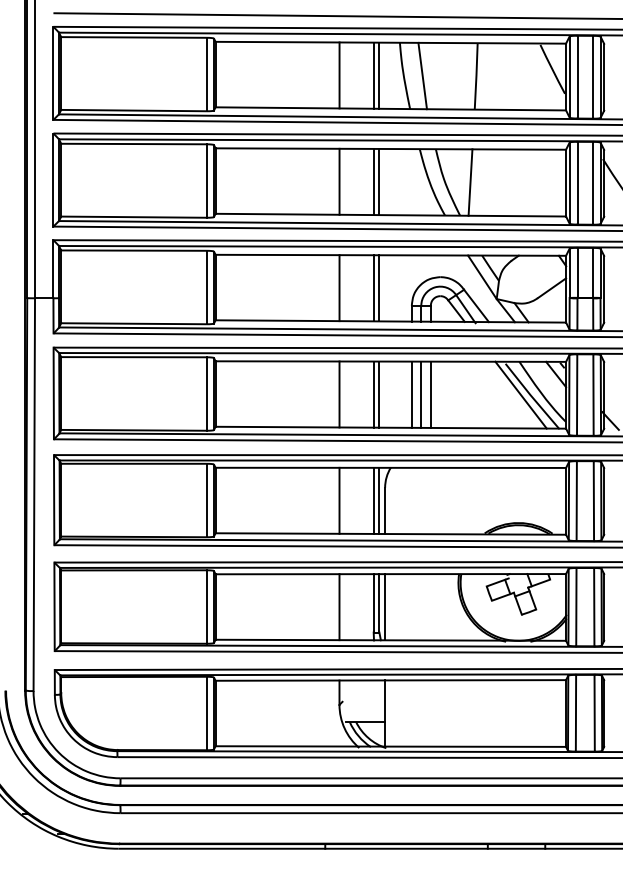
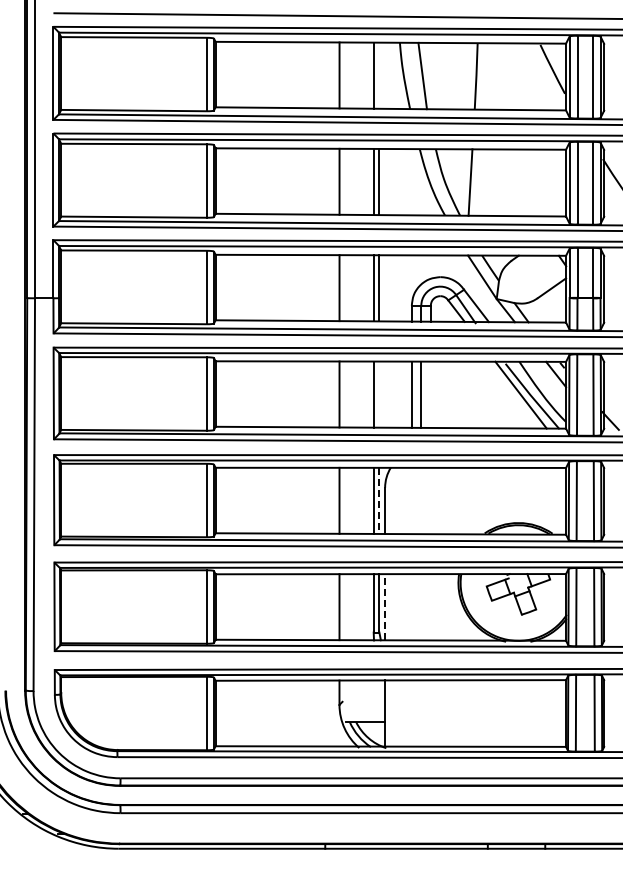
line: present -> none (379, 75)
line: present -> none (379, 394)
line: present -> none (430, 394)
line: solid -> dashed (379, 501)
line: solid -> dashed (385, 606)
